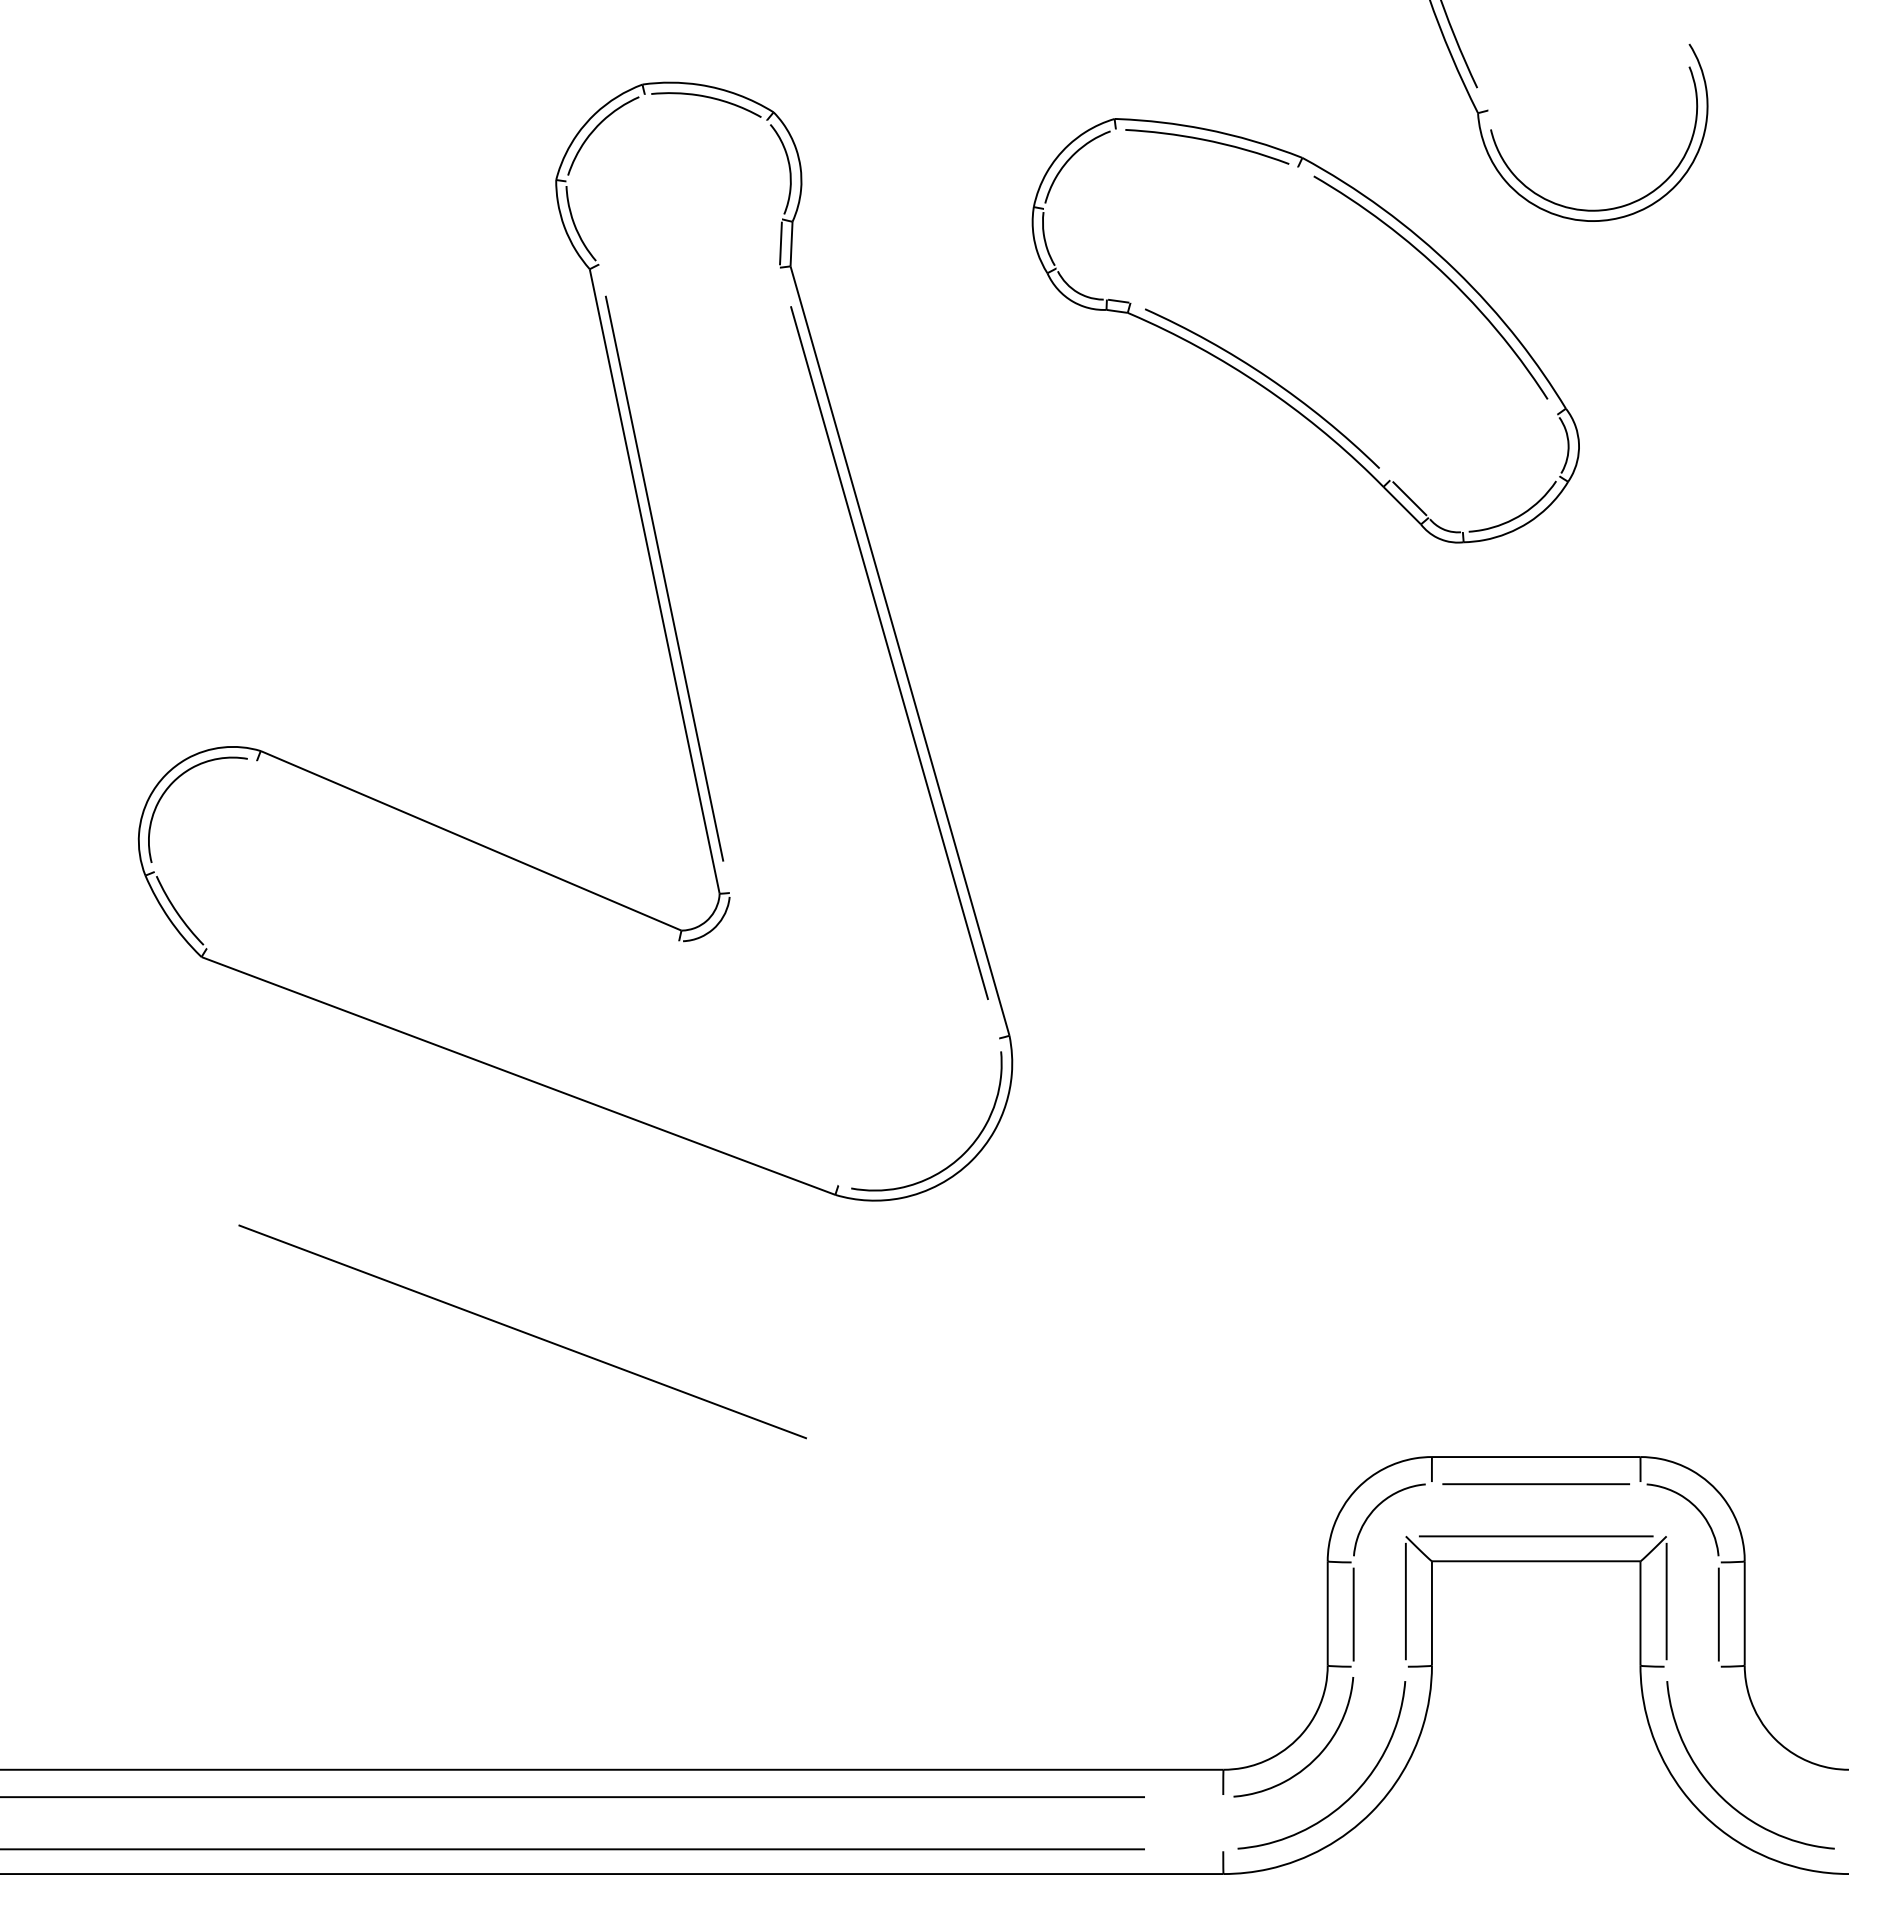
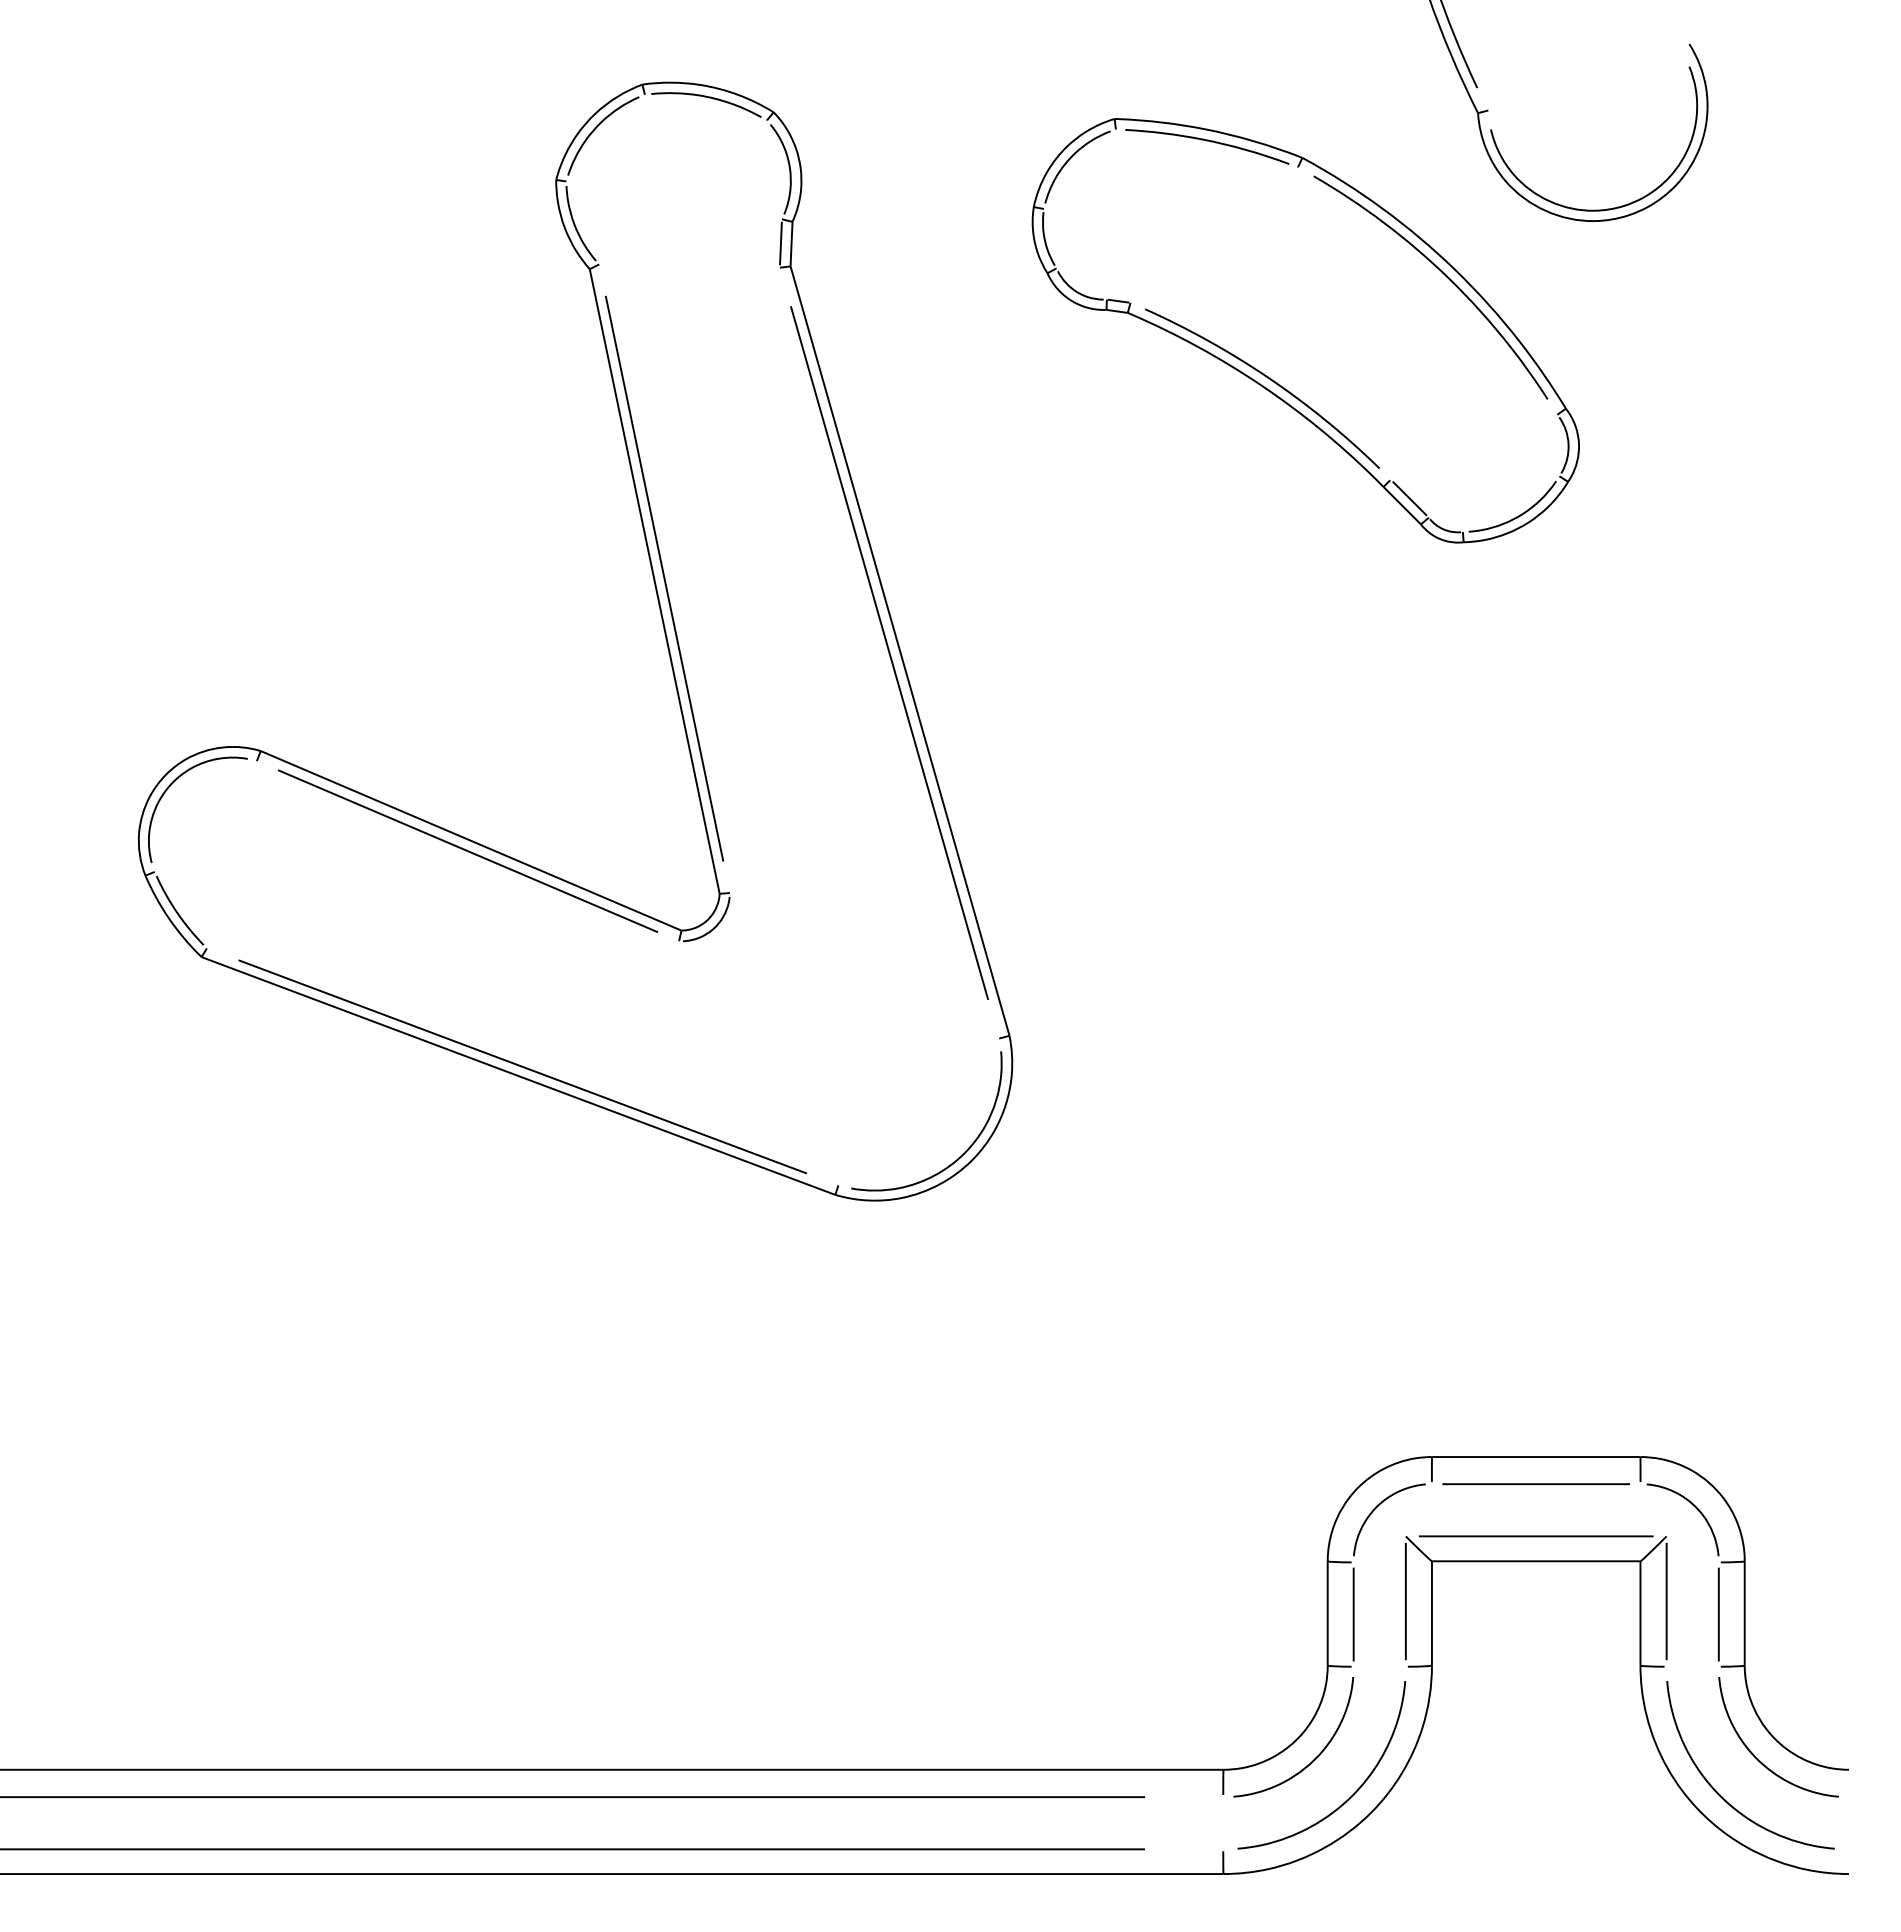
line: none -> present (468, 850)
line position: (522, 1331) -> (522, 1066) (522, 1066)
curve: none -> present (1754, 1754)
